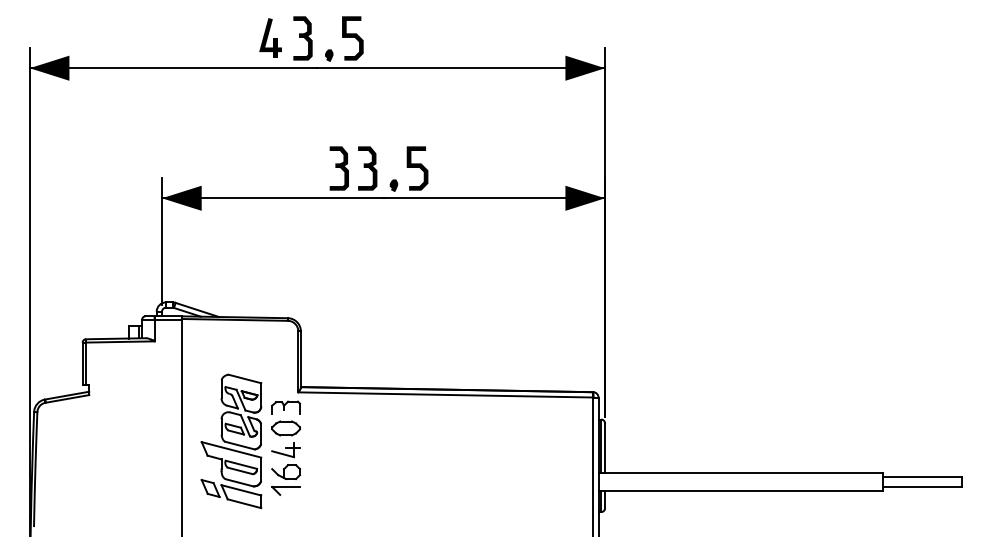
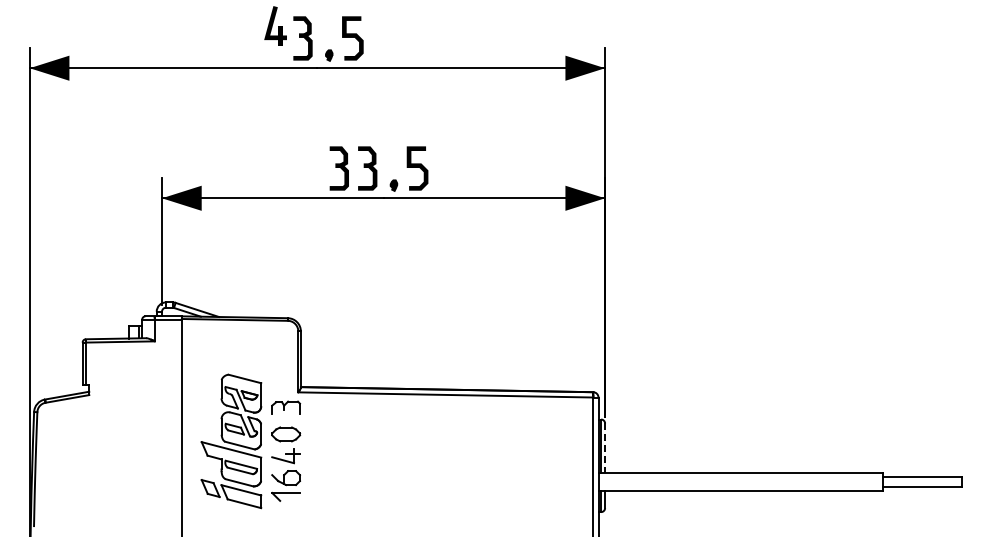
part position: (270, 37) -> (275, 25) (275, 25)
line: solid -> dashed (605, 448)
part position: (286, 457) -> (286, 463) (286, 463)
